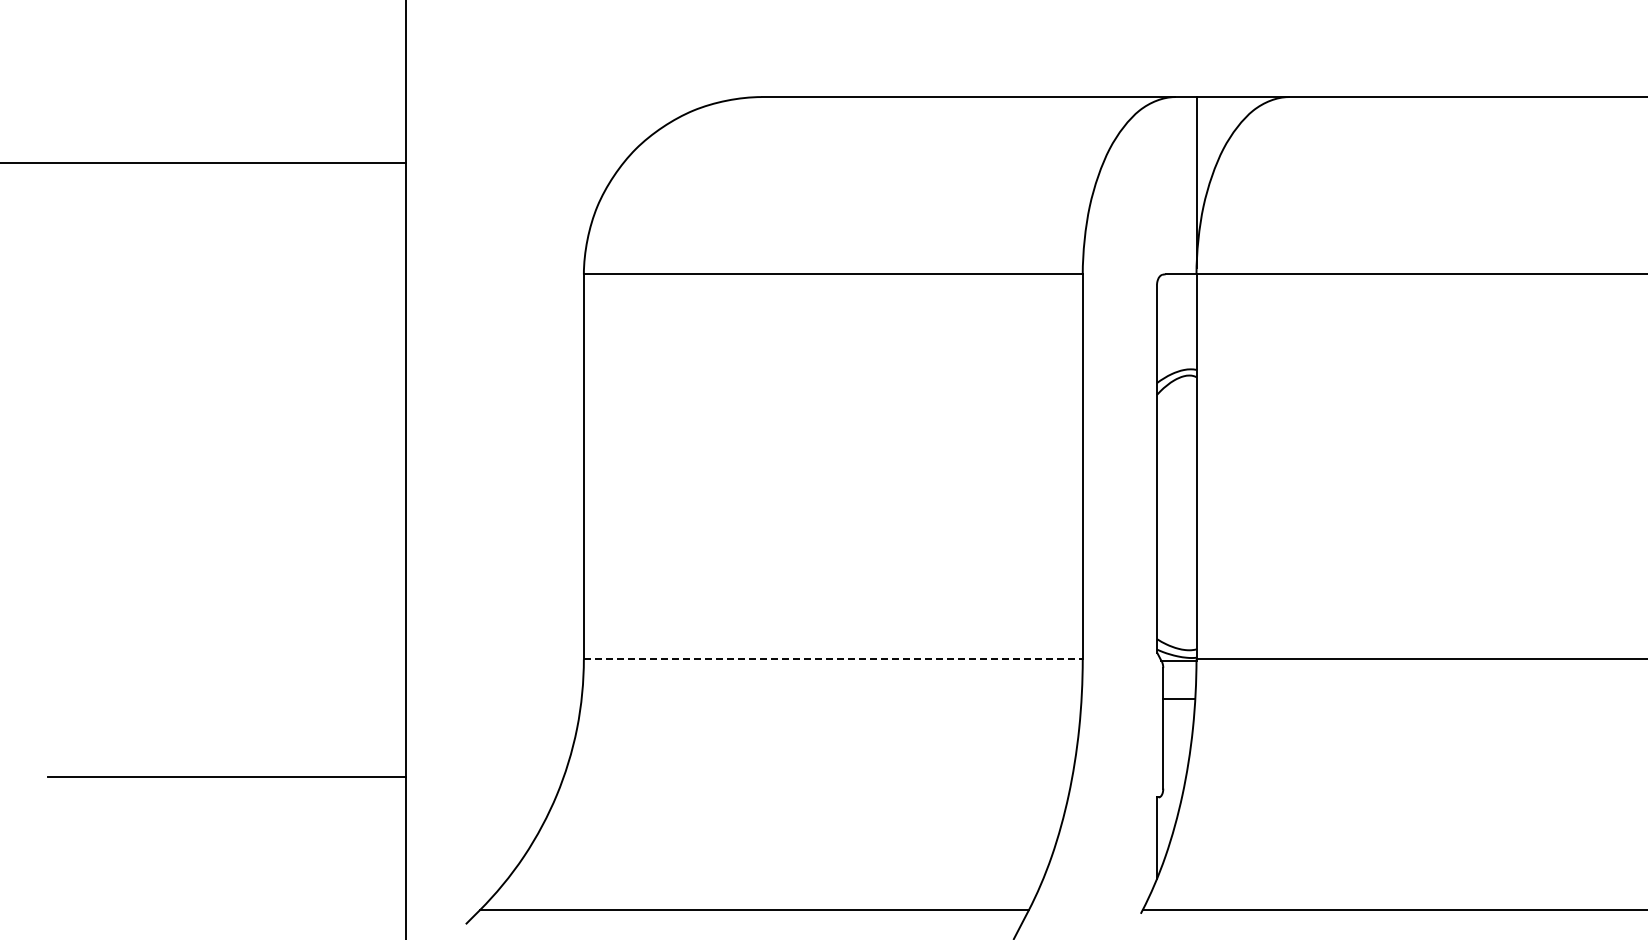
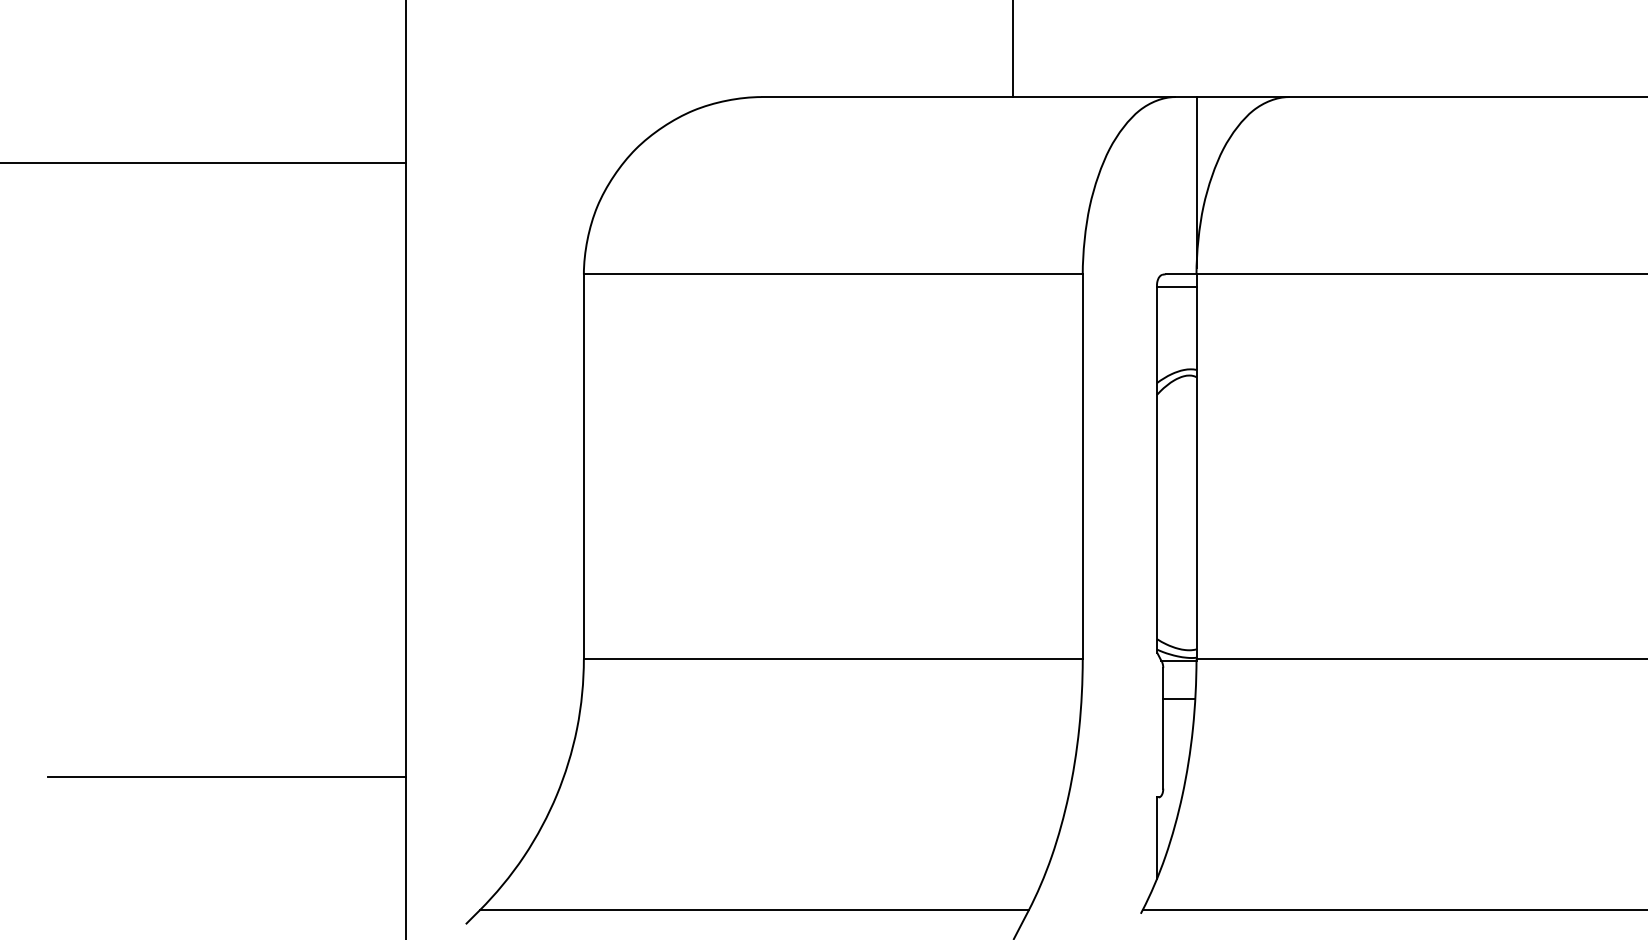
line: none -> present (1013, 49)
line: none -> present (1176, 287)
line: dashed -> solid (833, 659)
